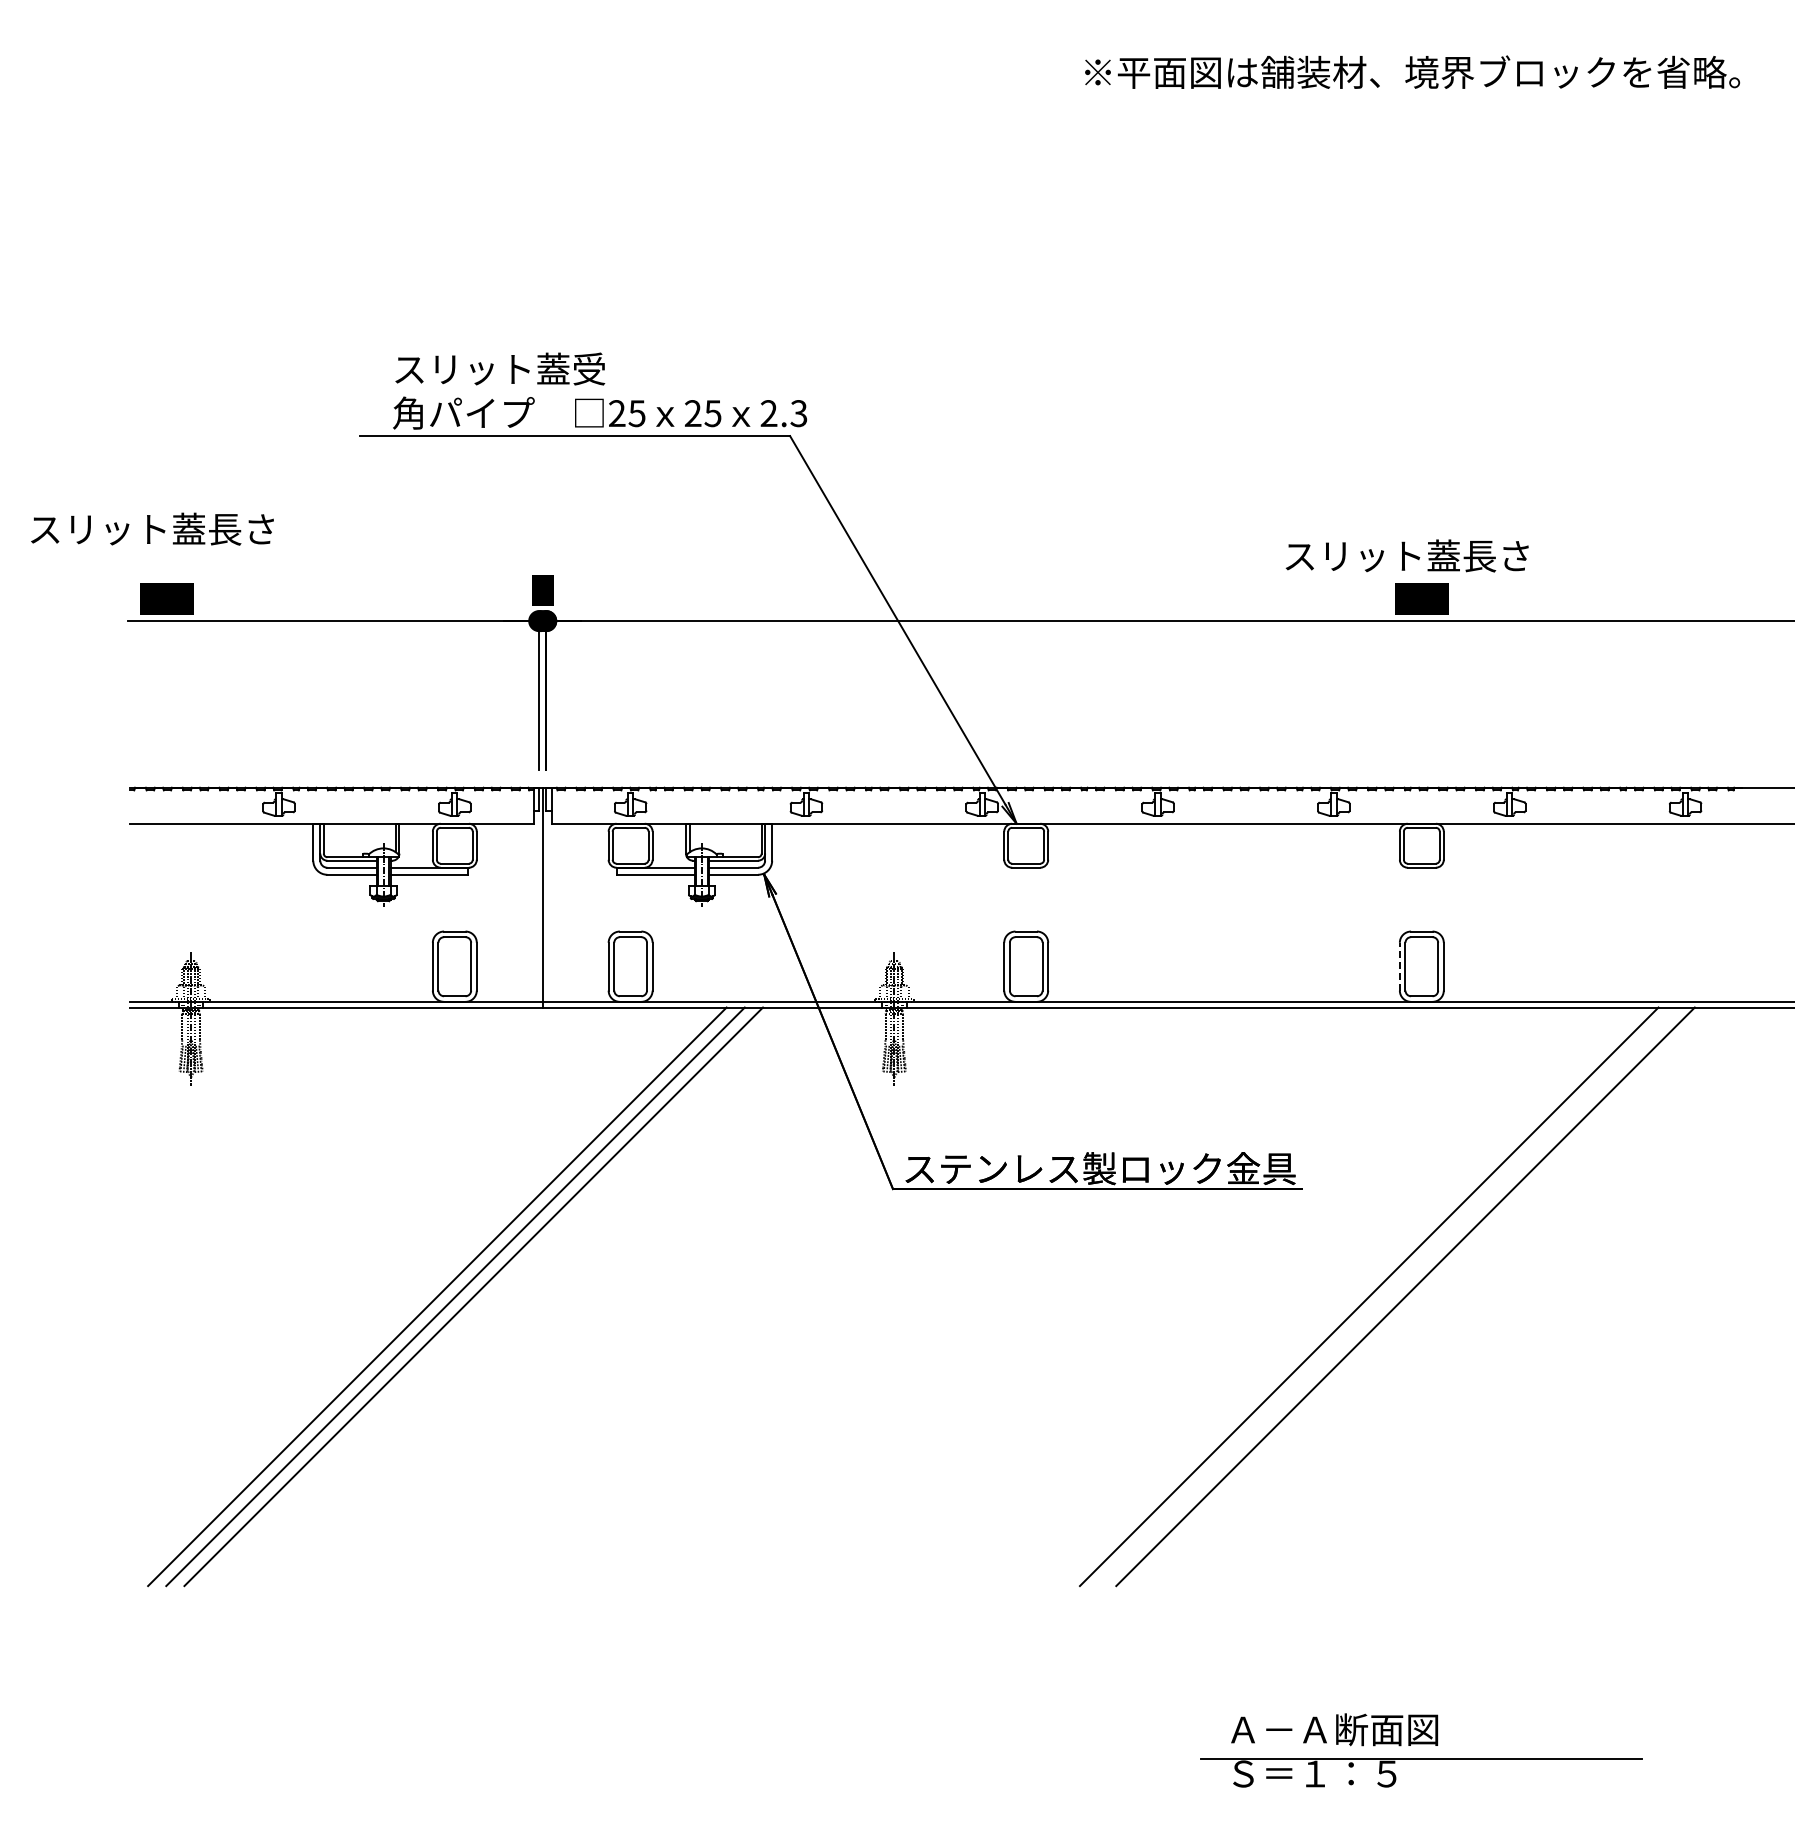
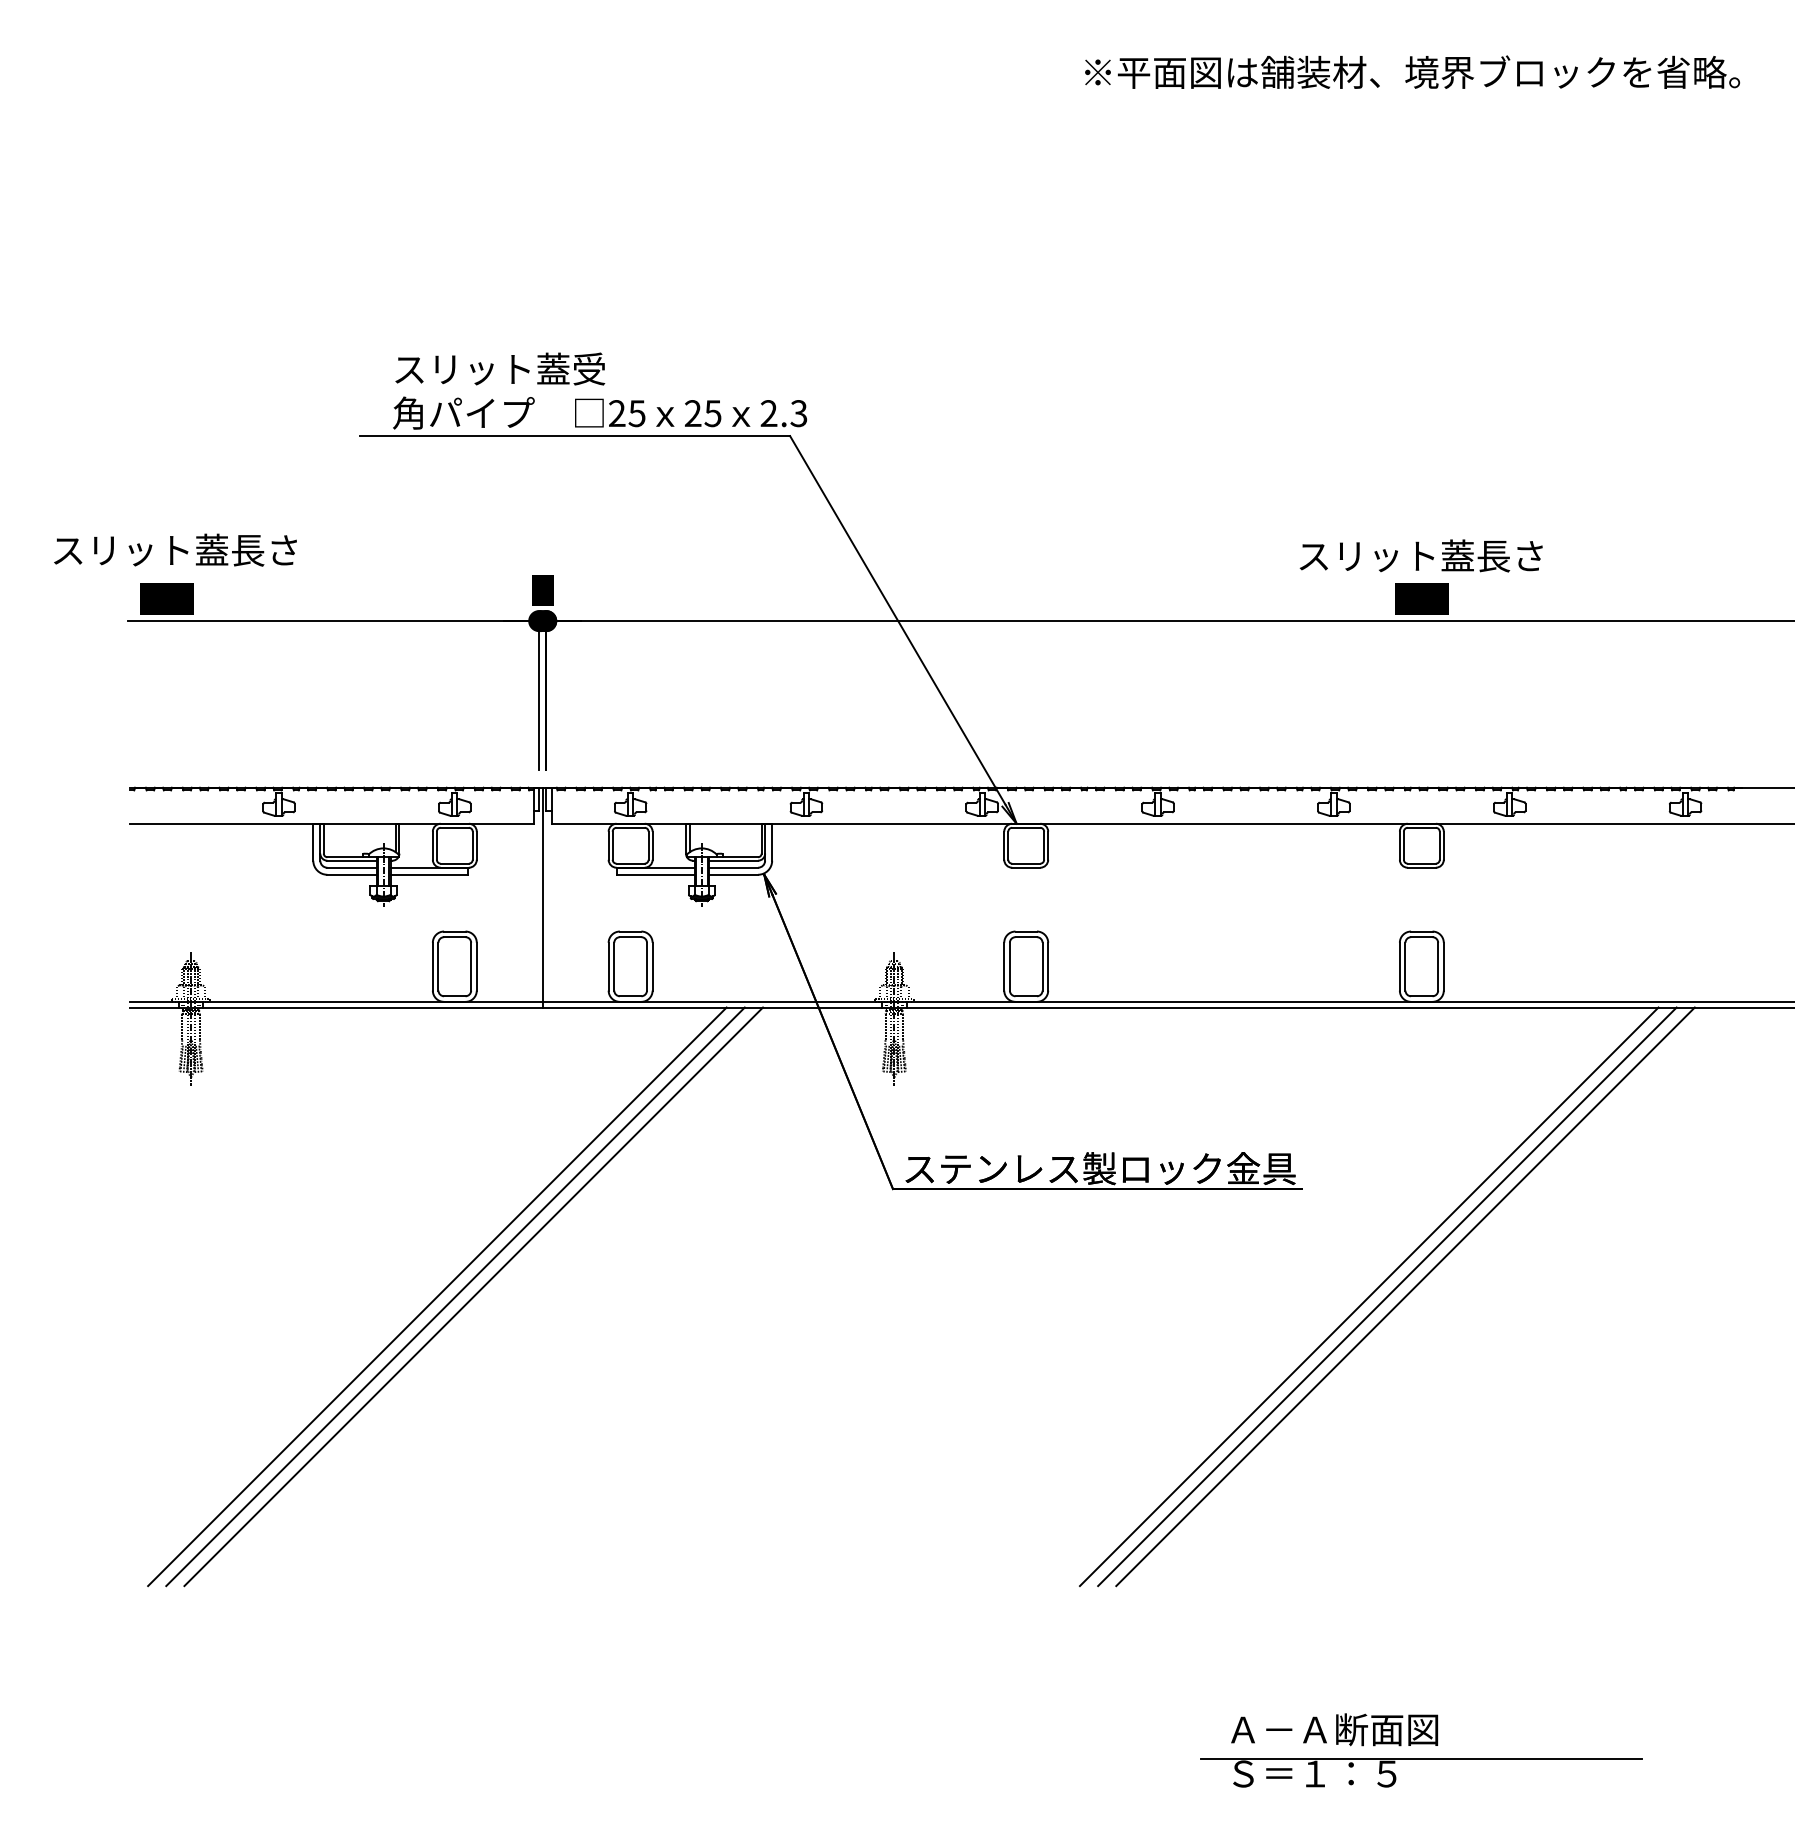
text position: (152, 528) -> (175, 549) (175, 549)
text position: (1406, 555) -> (1420, 555) (1420, 555)
line: dashed -> solid (1399, 966)
line: none -> present (1387, 1296)
